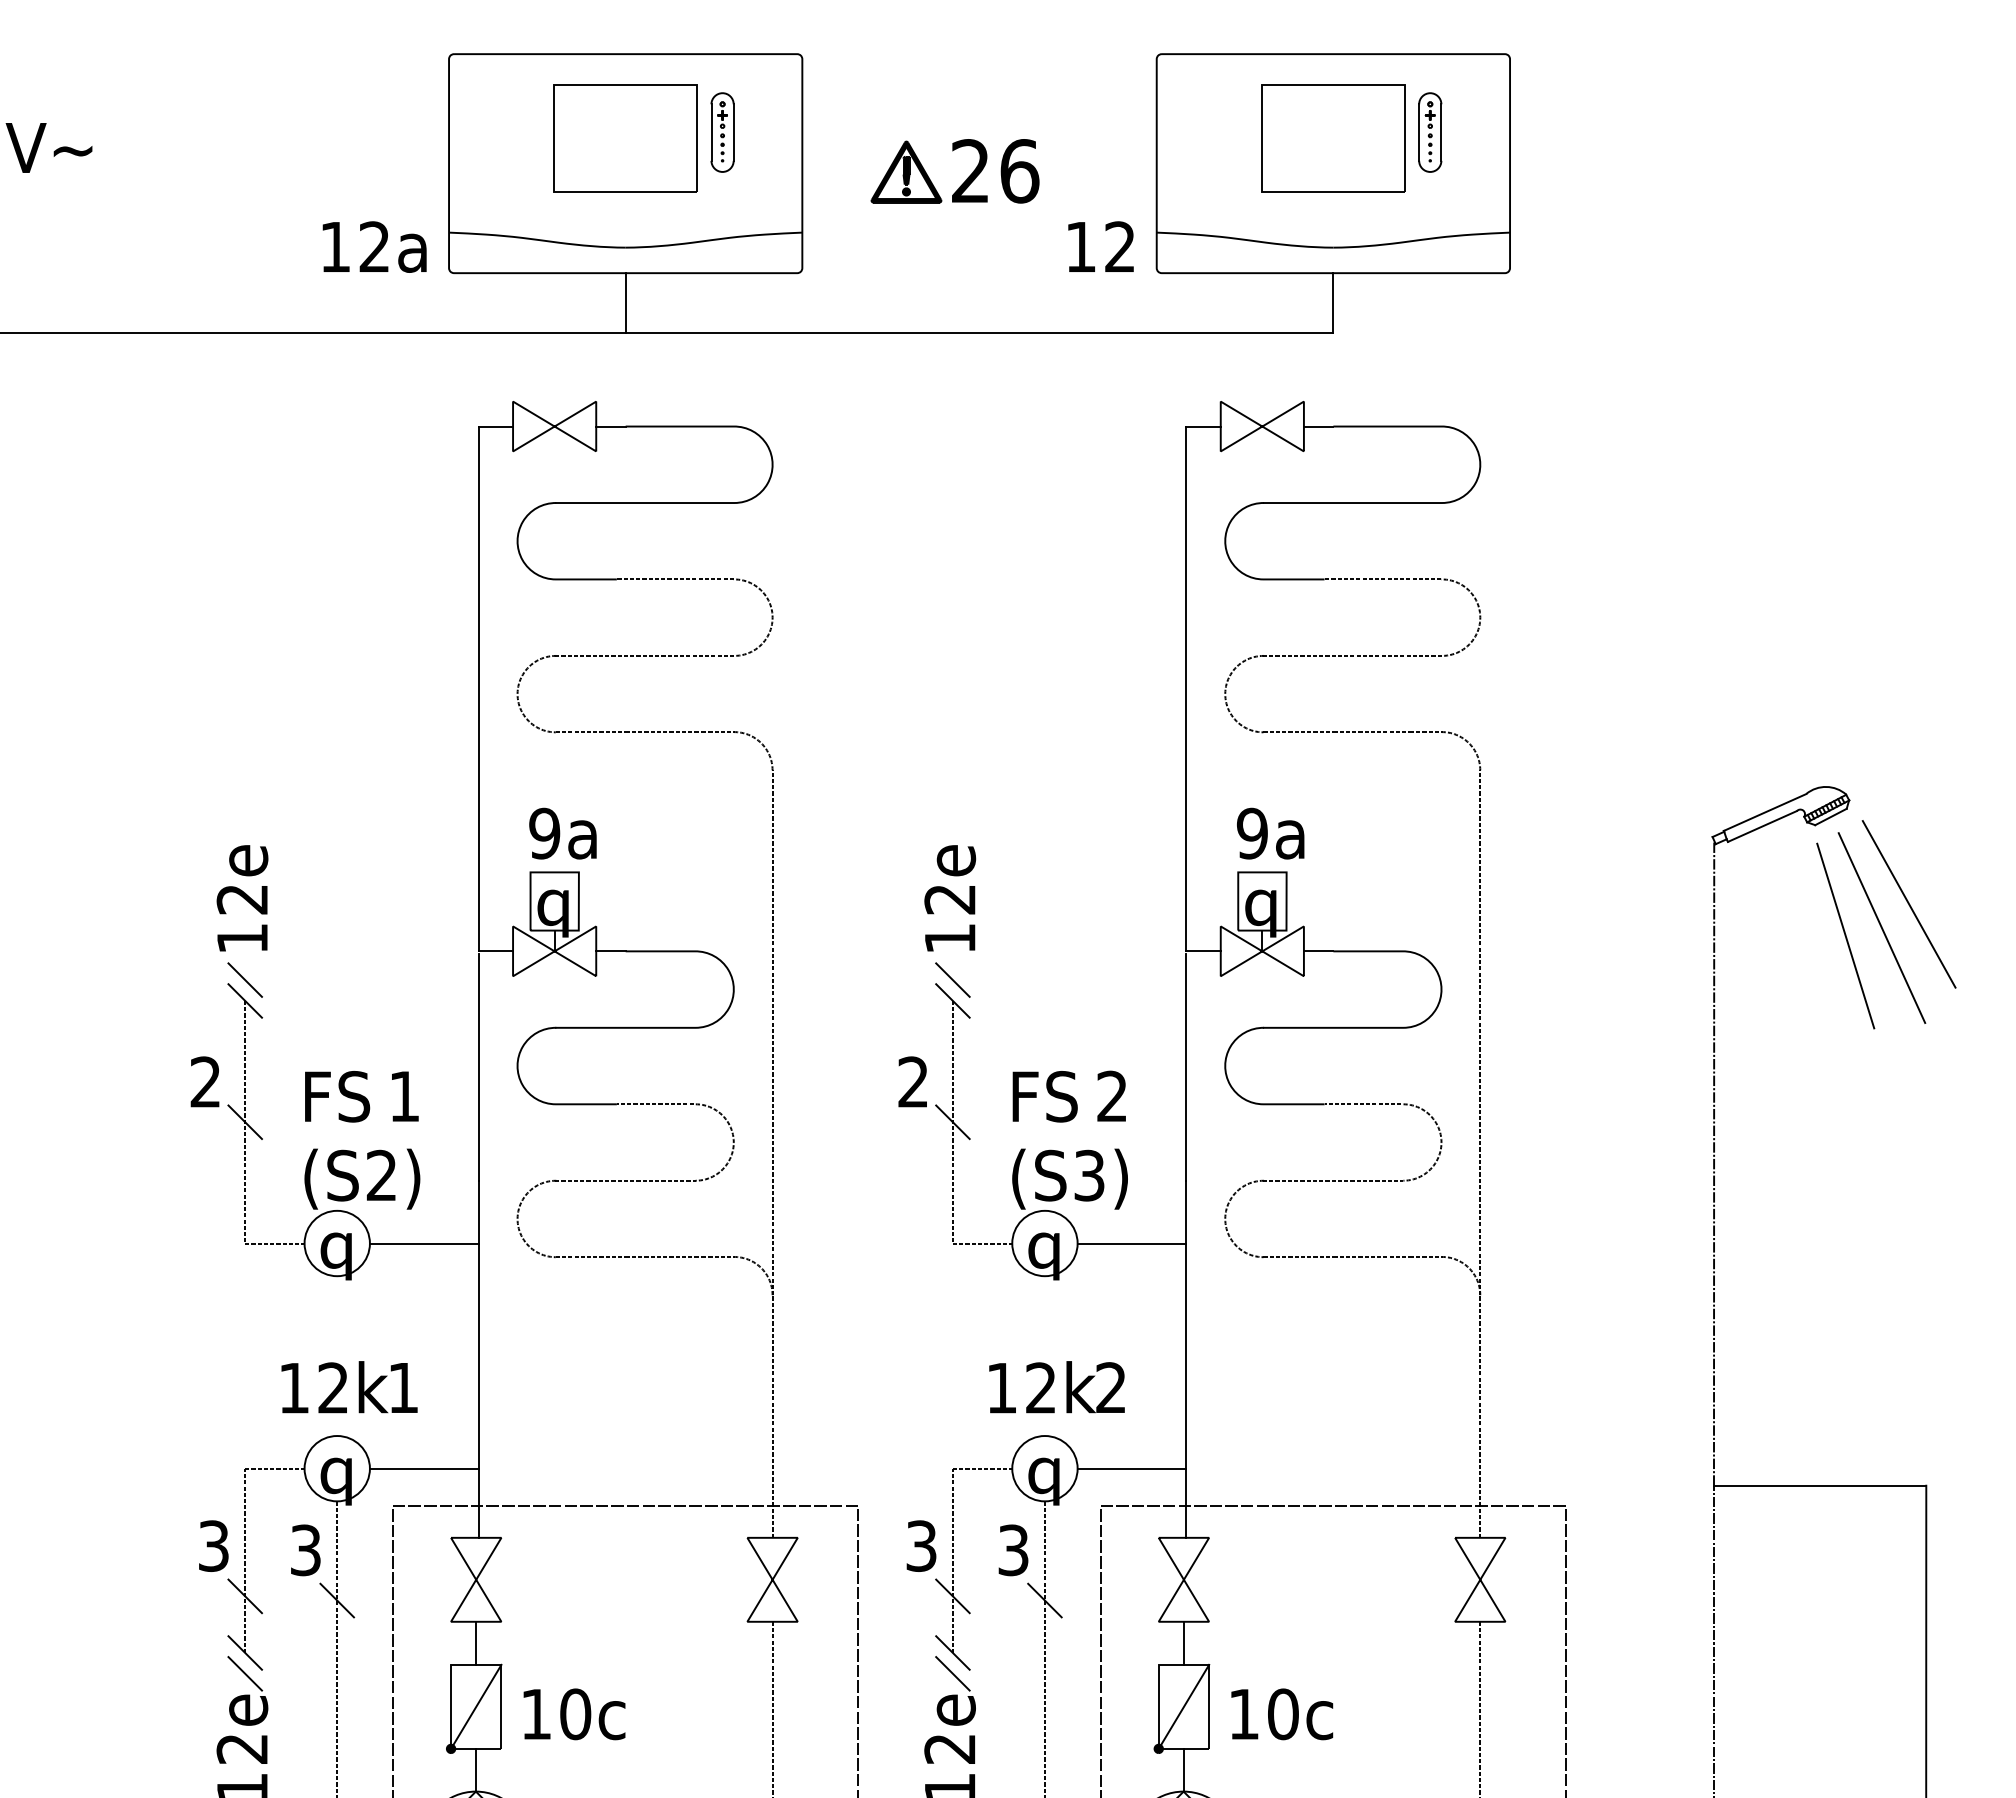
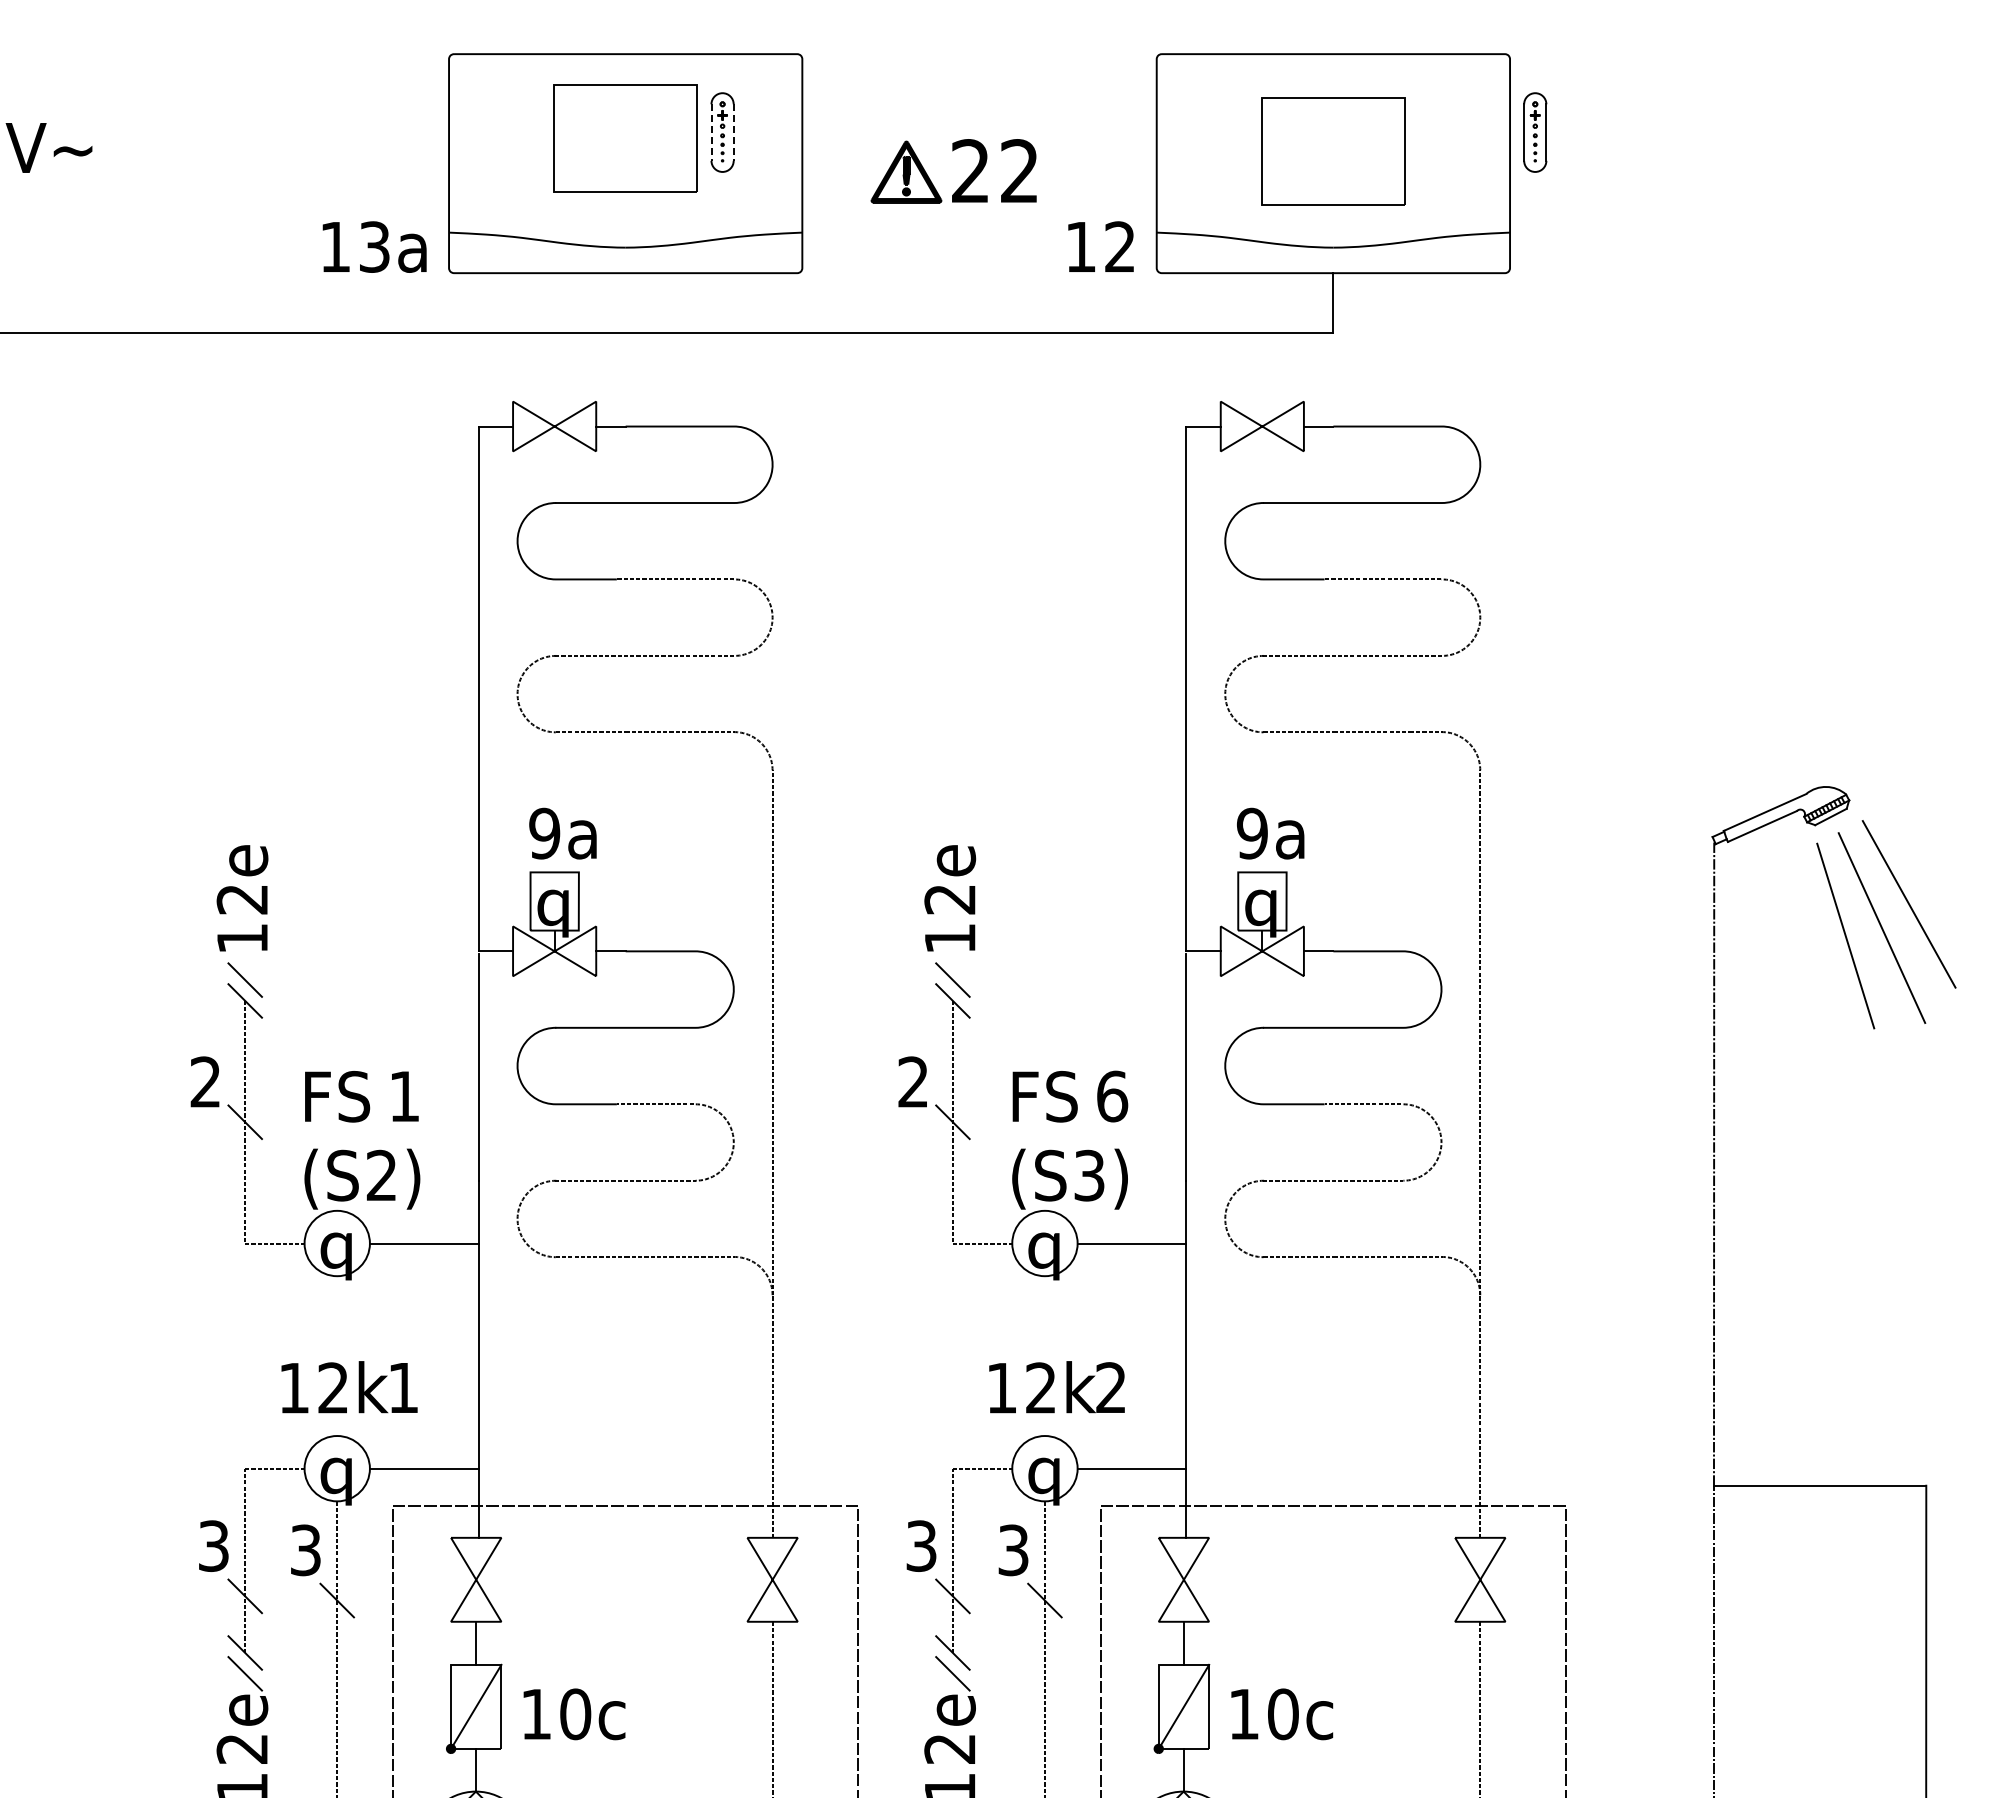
part position: (1430, 132) -> (1535, 132) (1535, 132)
line: solid -> dashed (711, 133)
line: solid -> dashed (733, 133)
part position: (1333, 138) -> (1333, 151) (1333, 151)
text: 26 -> 22 (1019, 171)
text: 12a -> 13a (374, 246)
line: present -> none (625, 303)
text: 2 -> 6 (1112, 1096)
